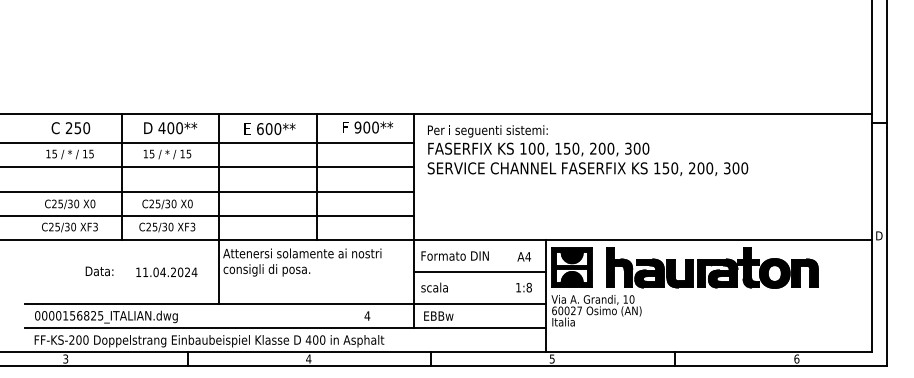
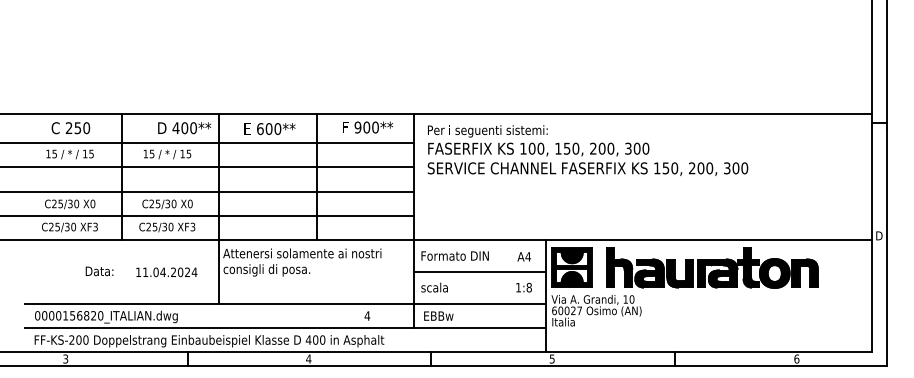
text position: (170, 128) -> (184, 128) (184, 128)
text: 0000156825_ITALIAN.dwg -> 0000156820_ITALIAN.dwg (100, 315)
